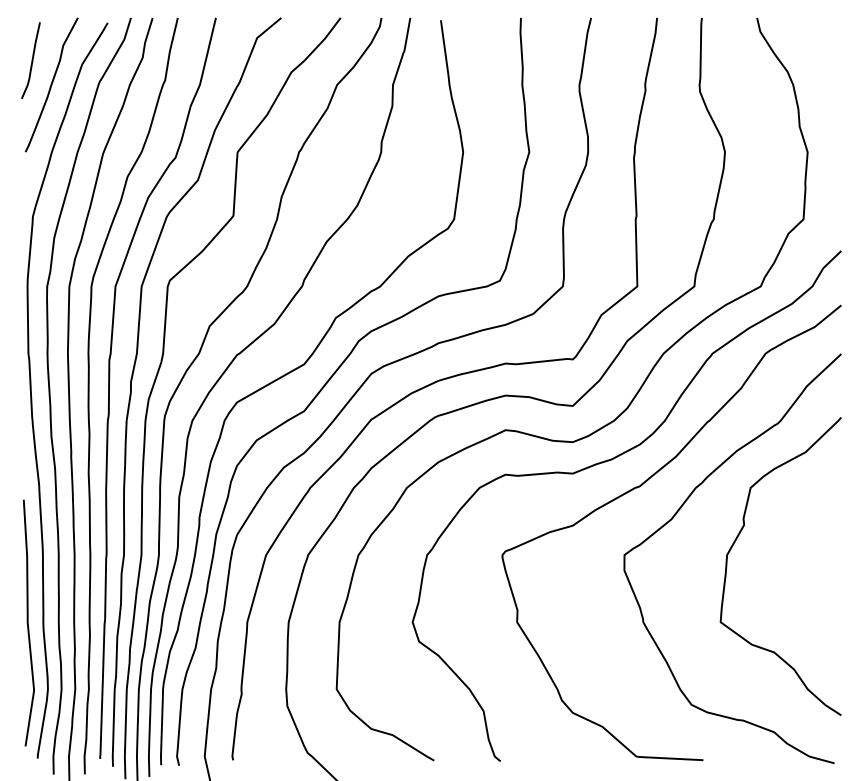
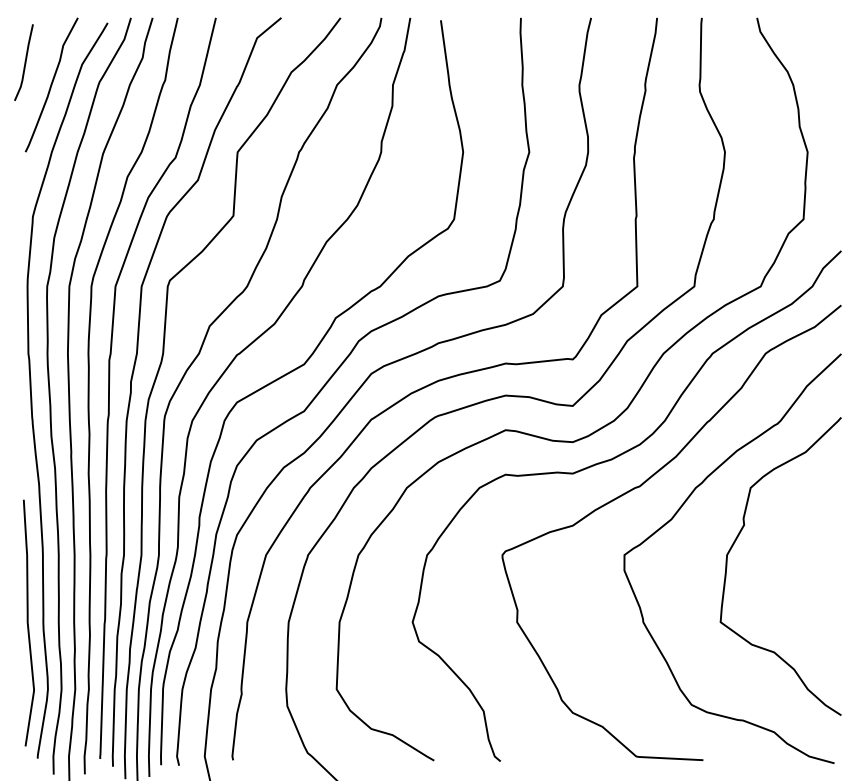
line position: (31, 60) -> (24, 62) (24, 62)
